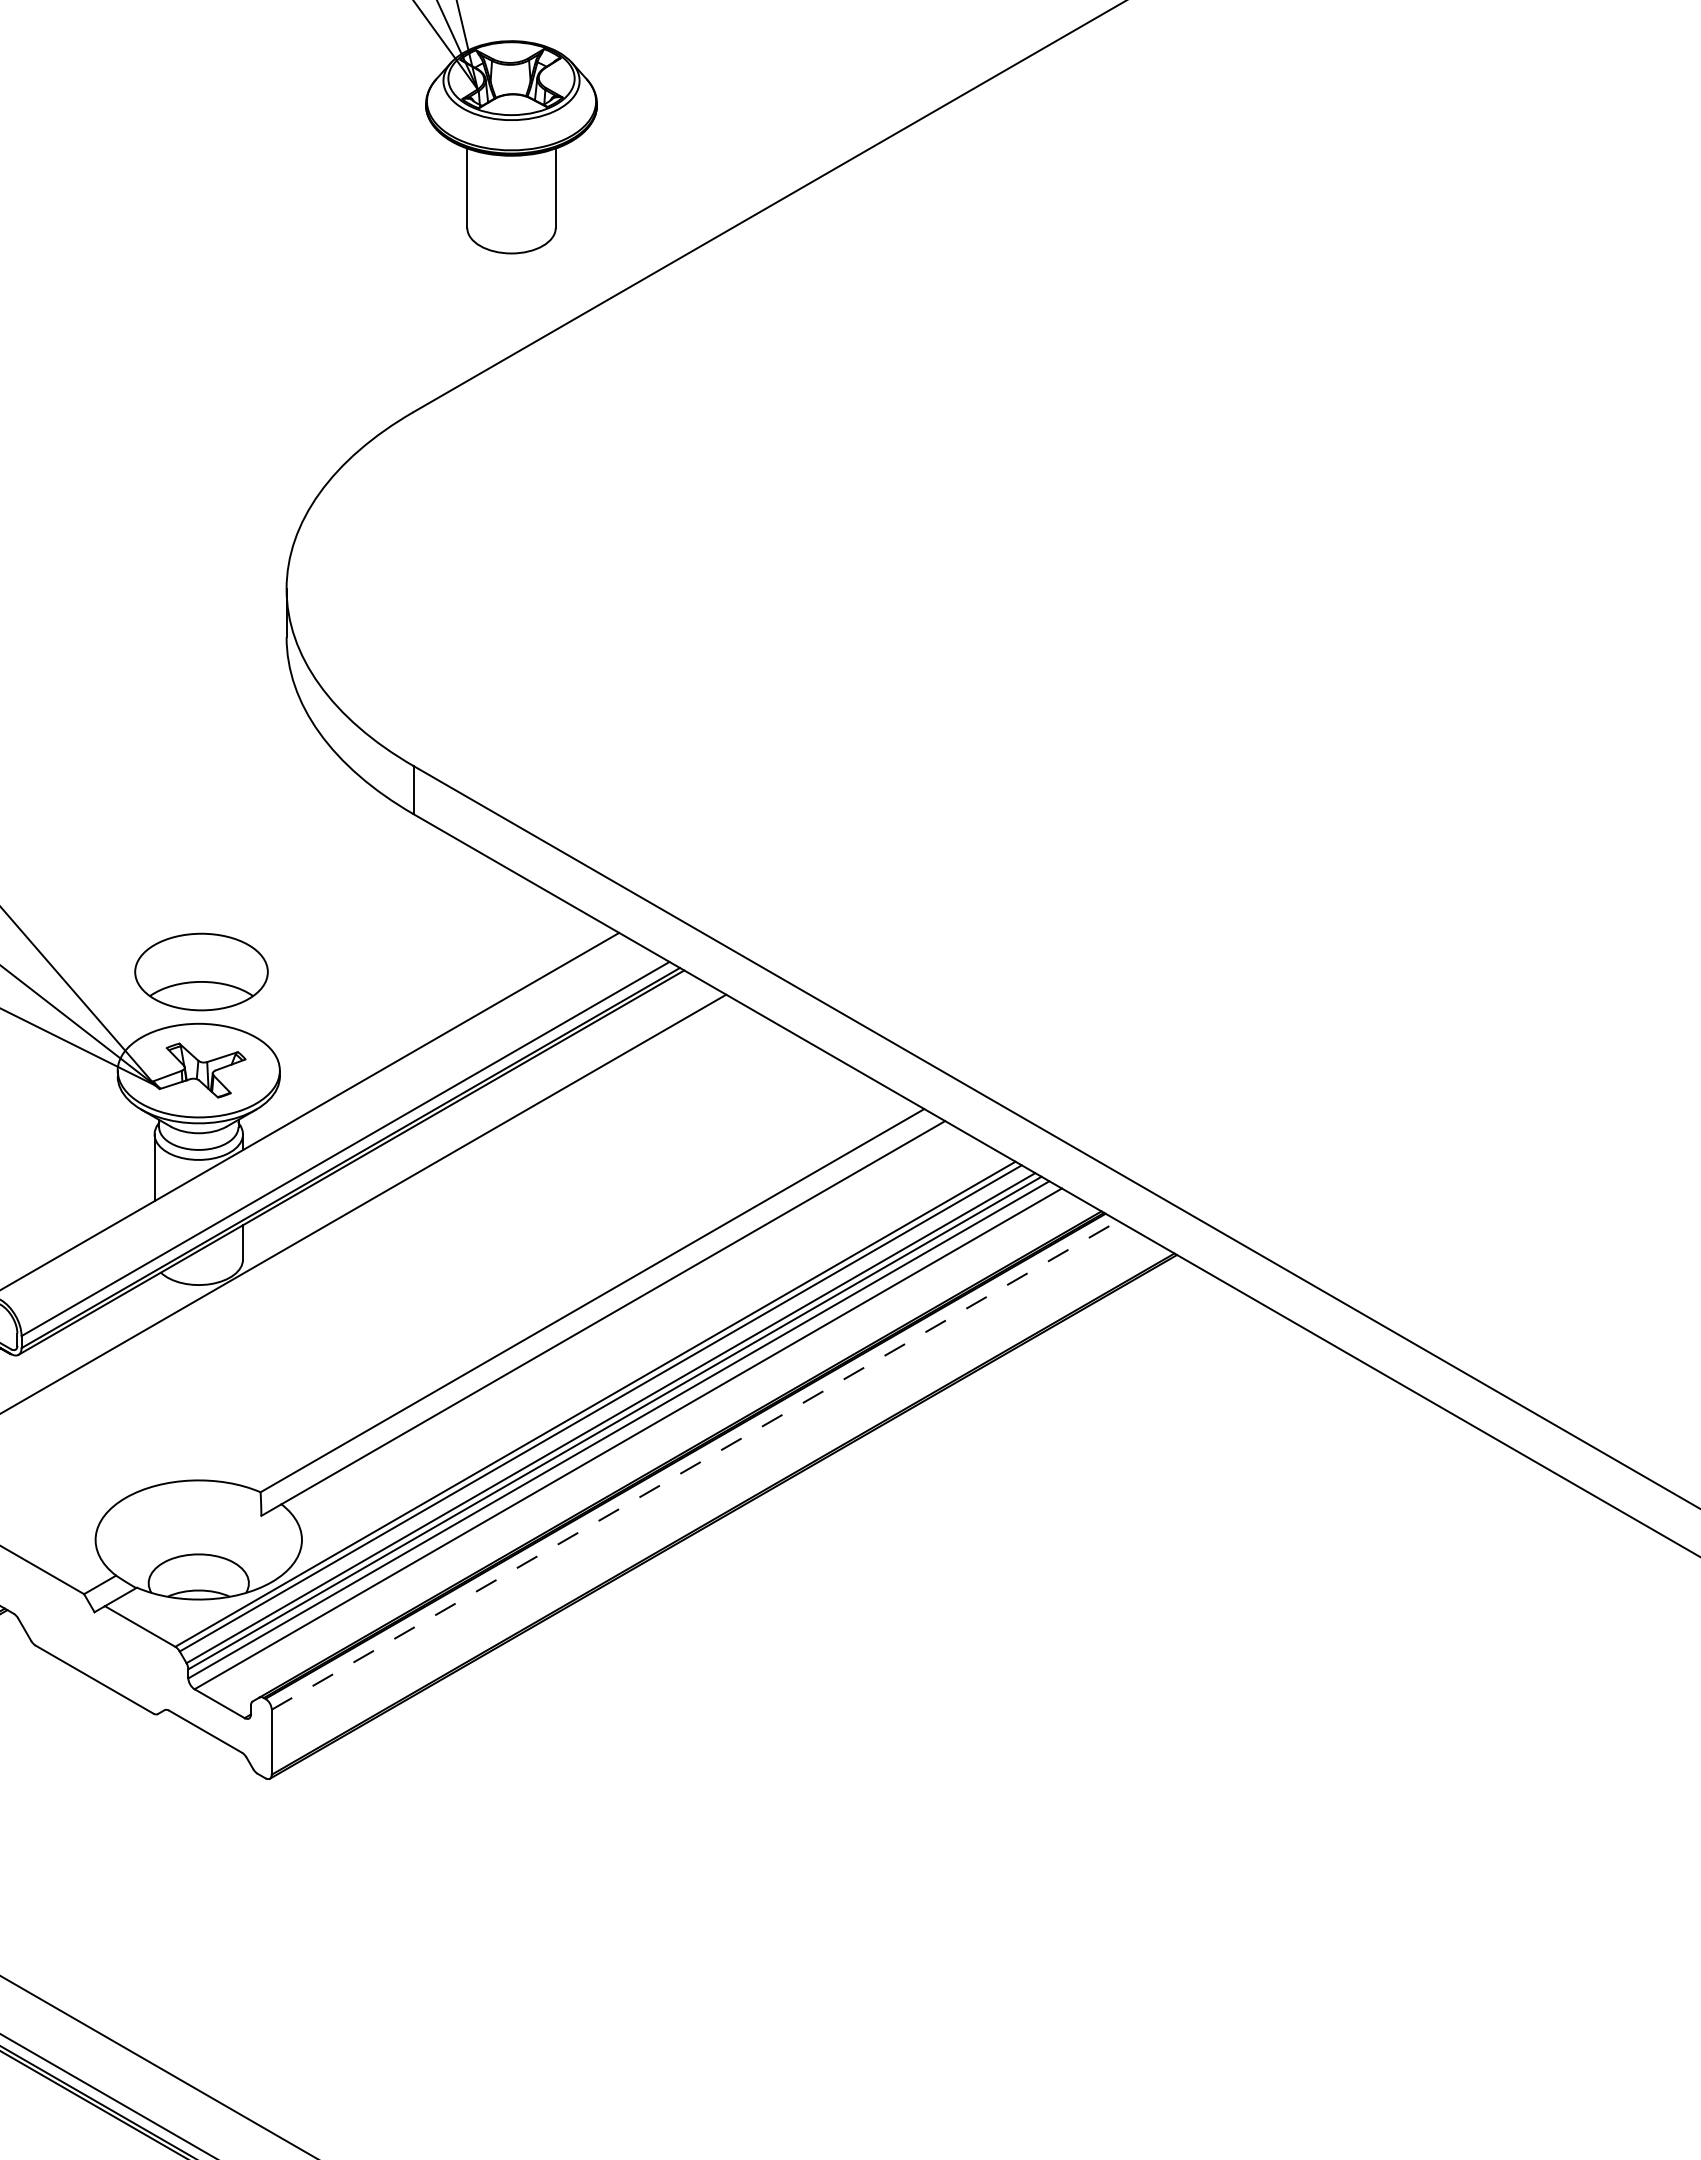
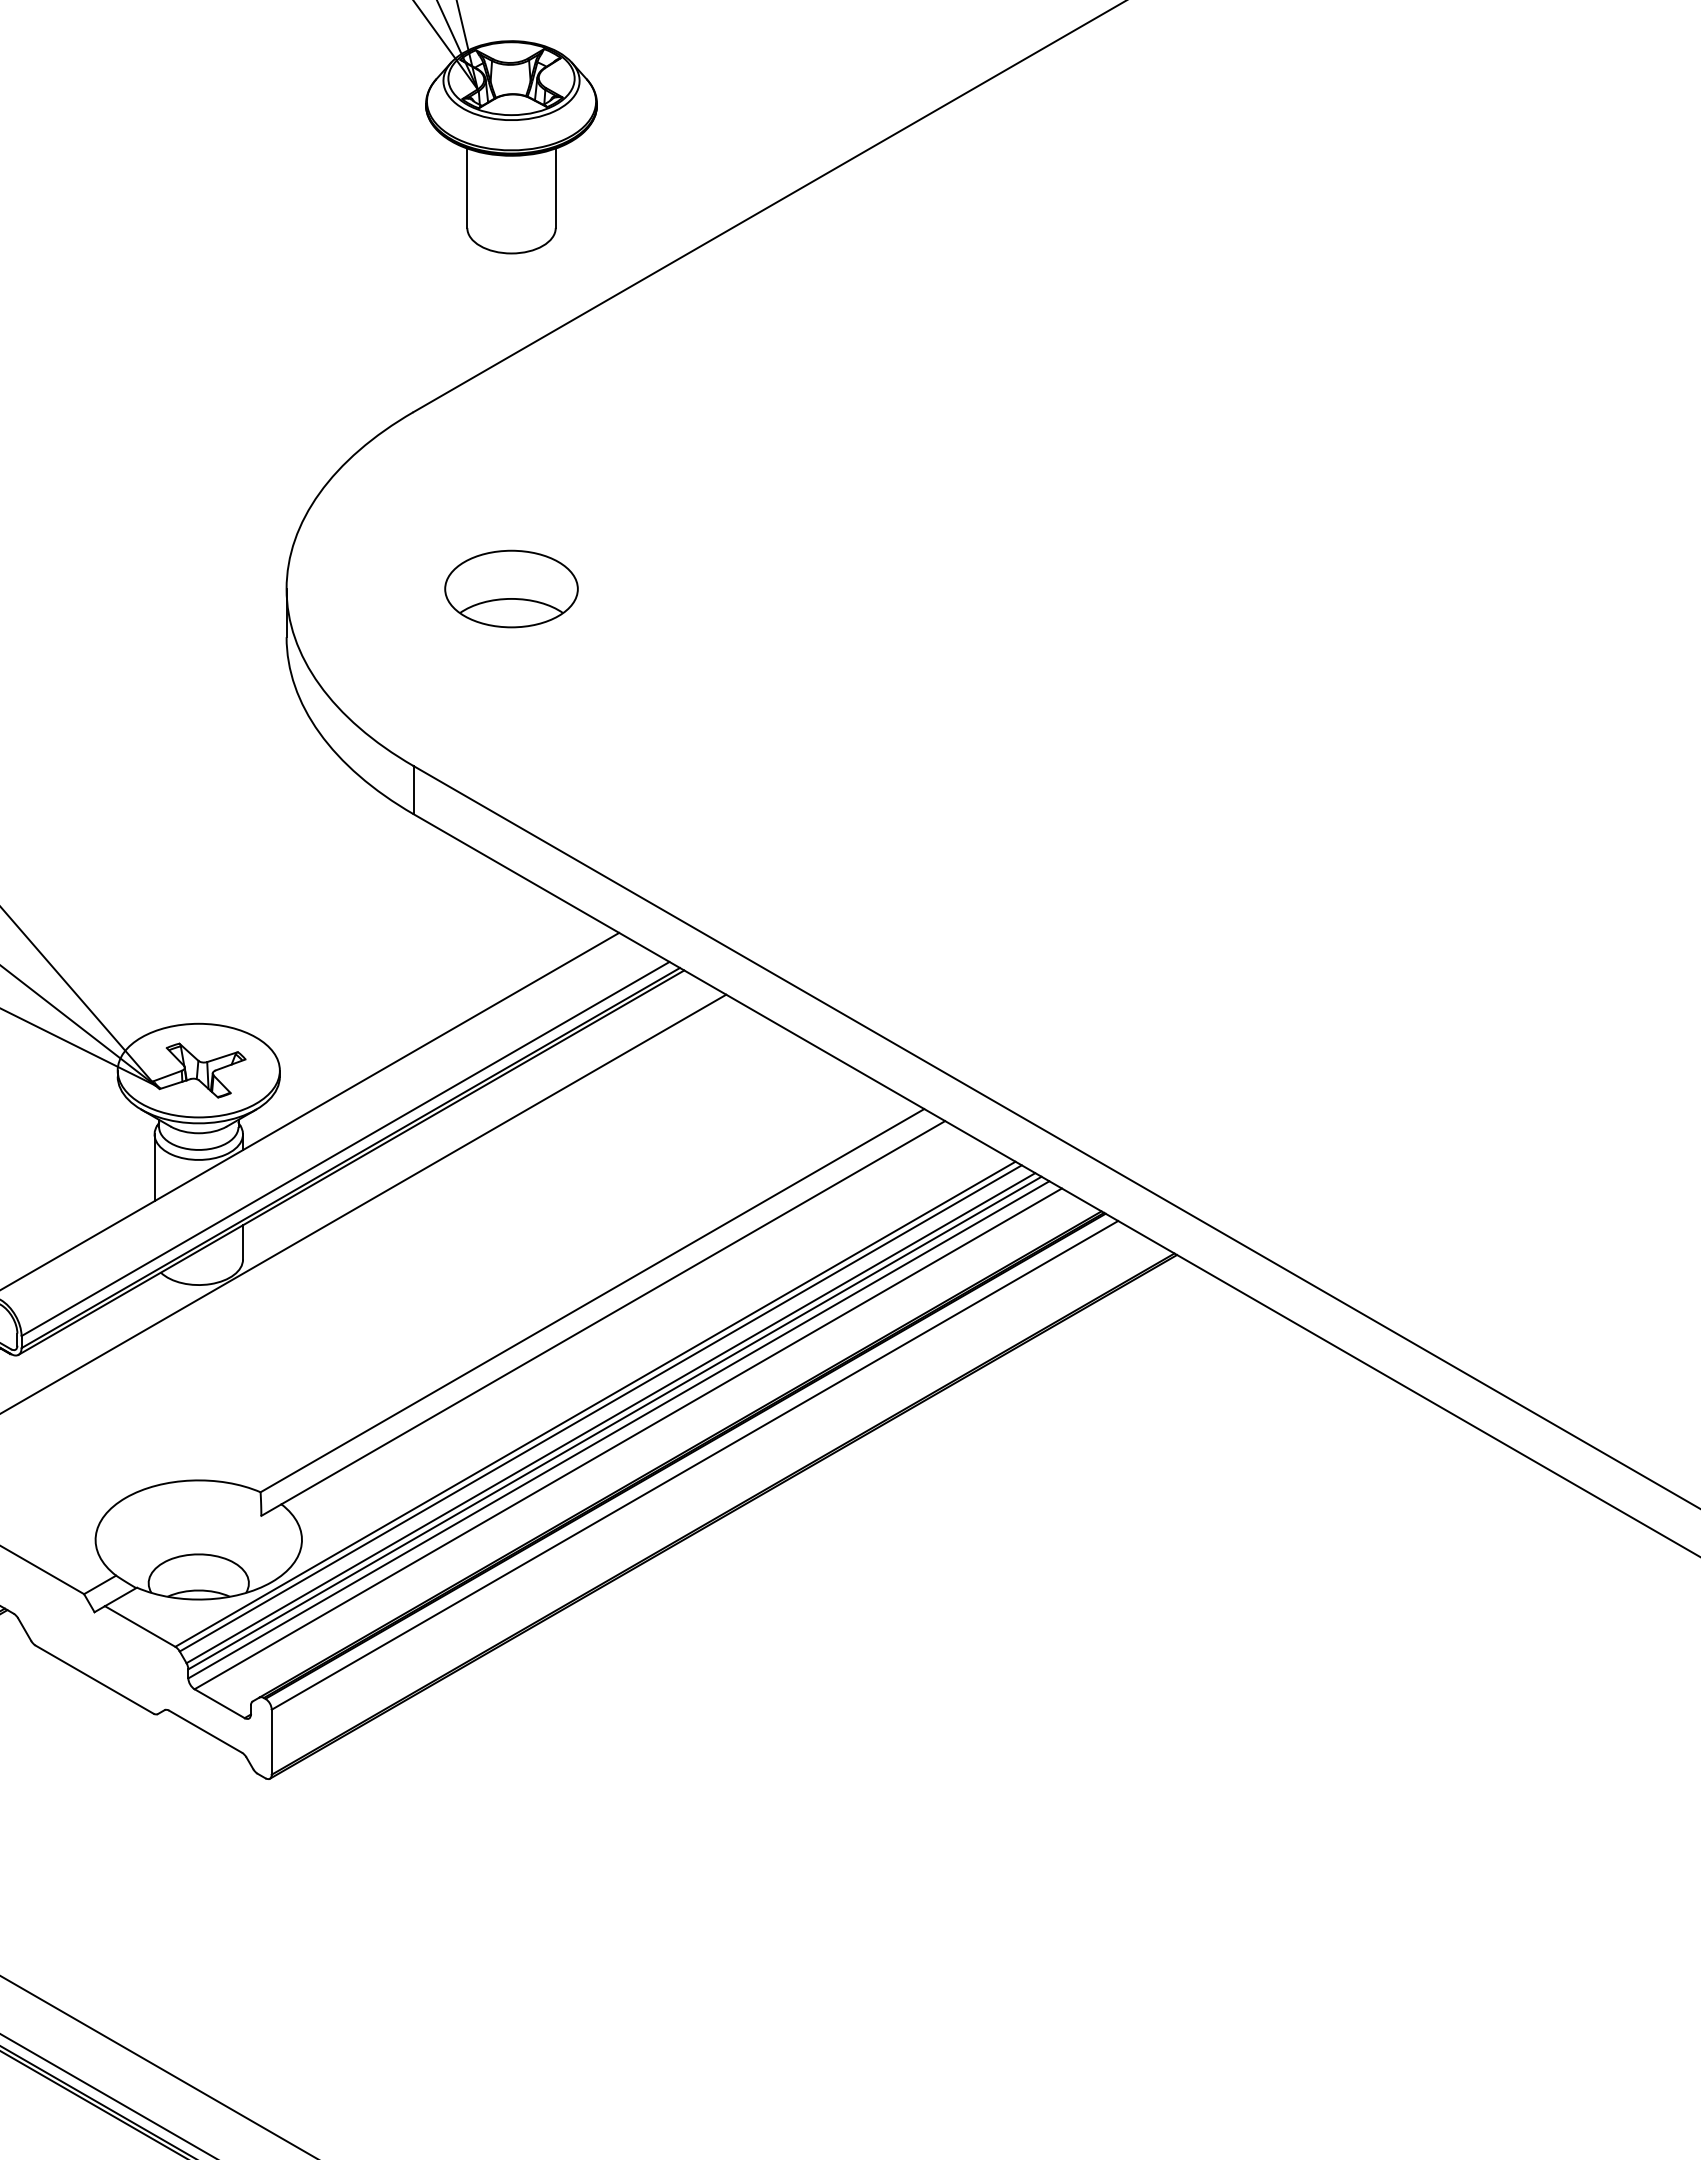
part position: (201, 971) -> (511, 588) (511, 588)
line: dashed -> solid (695, 1465)
